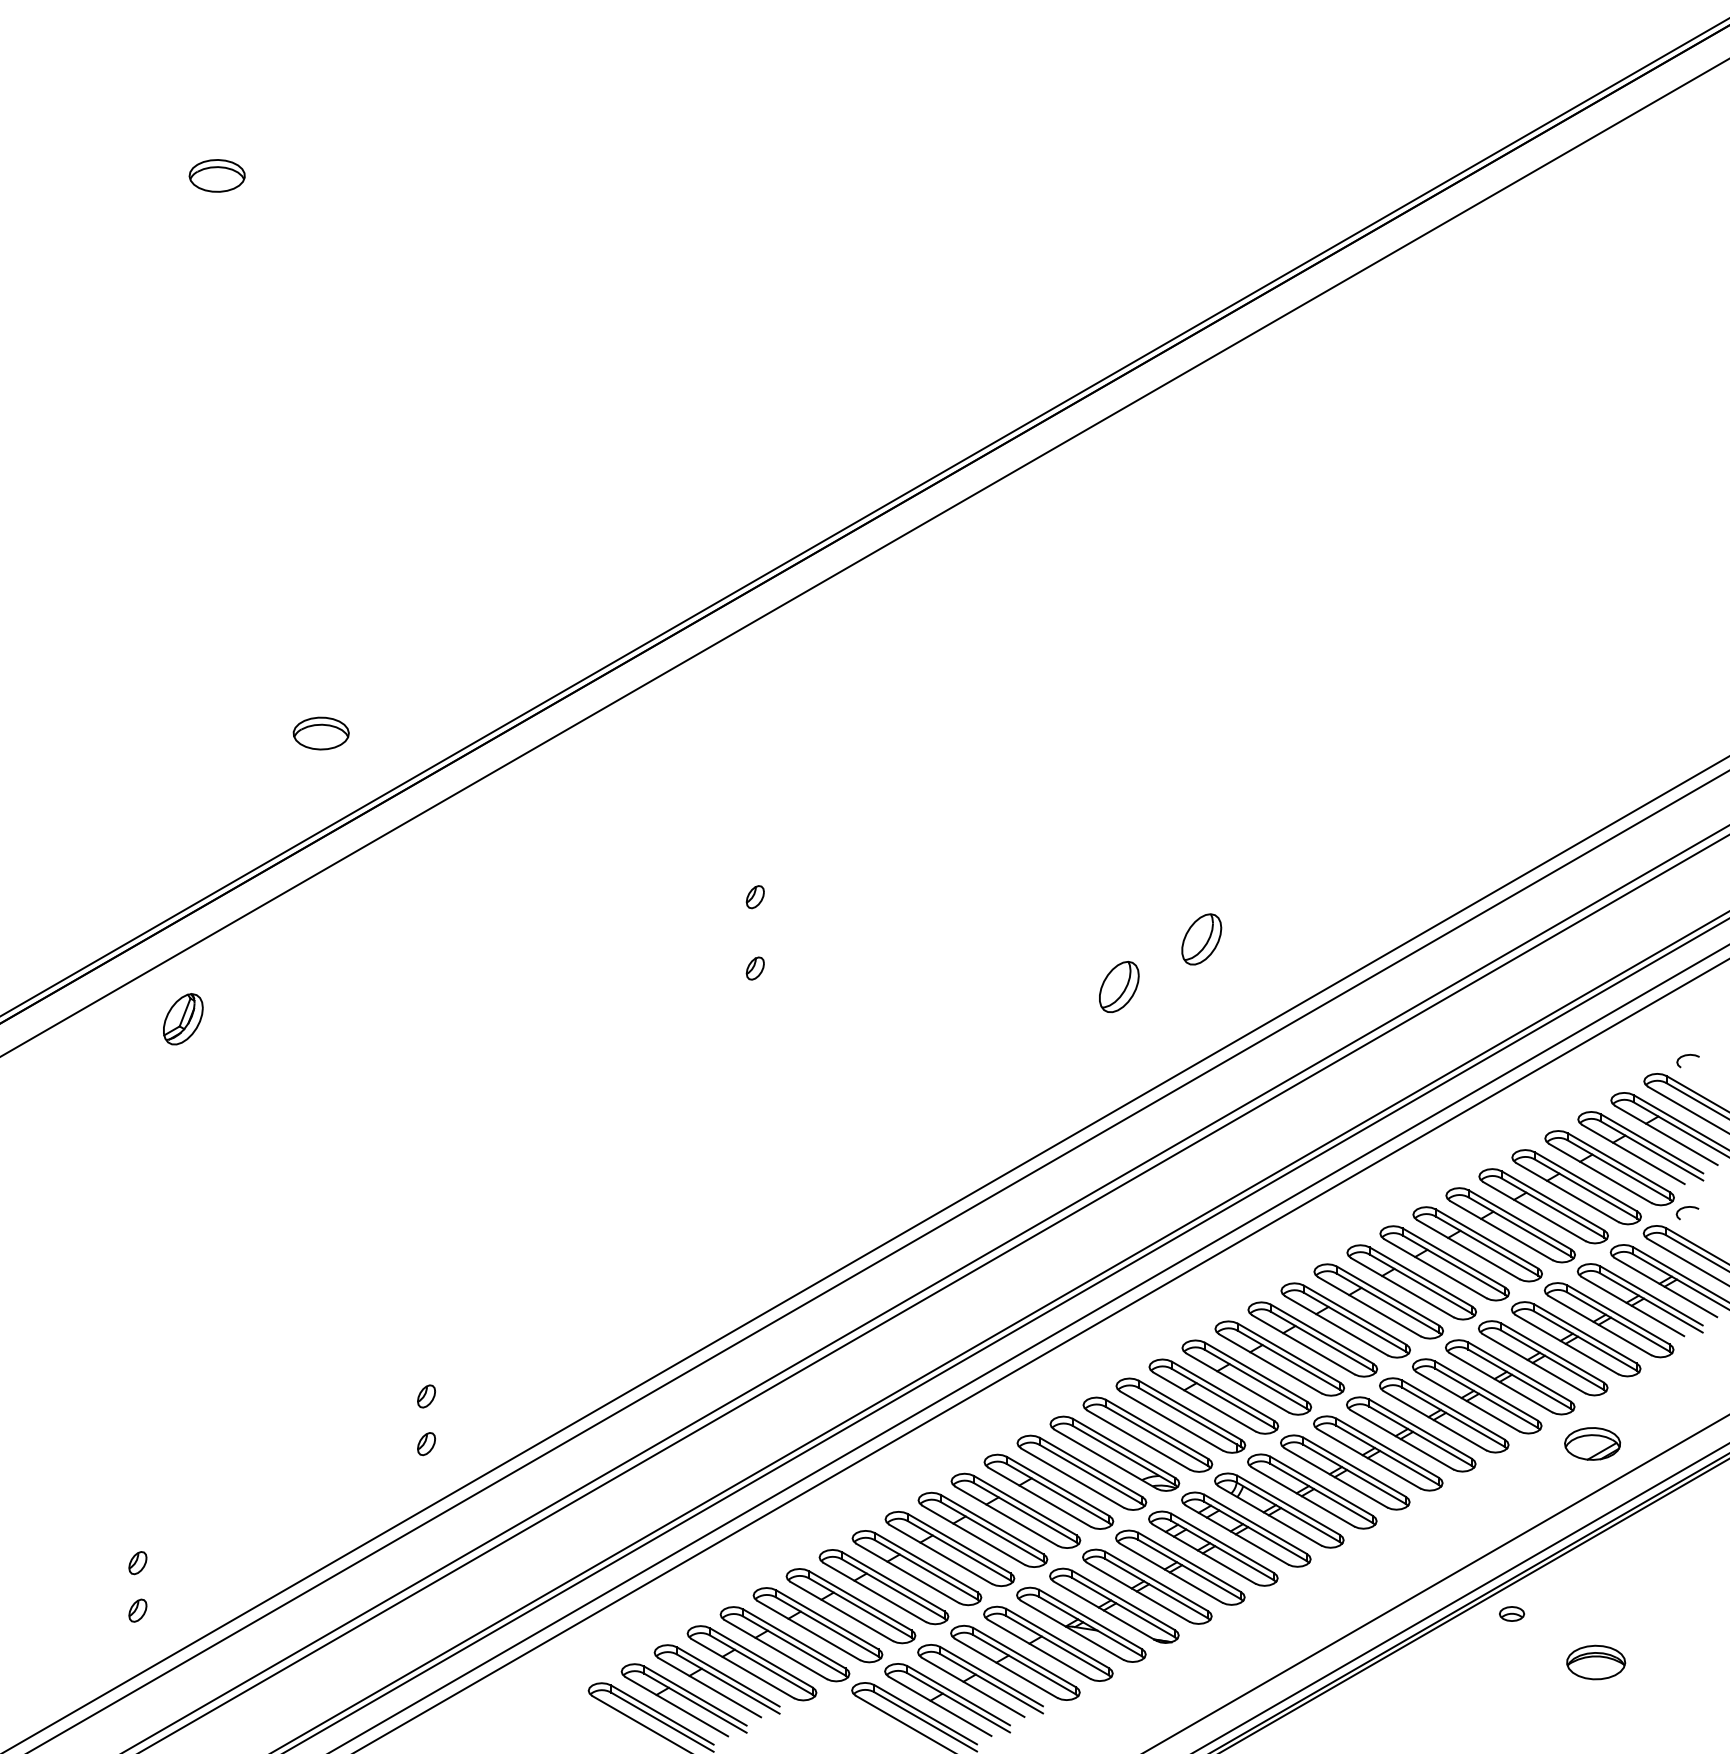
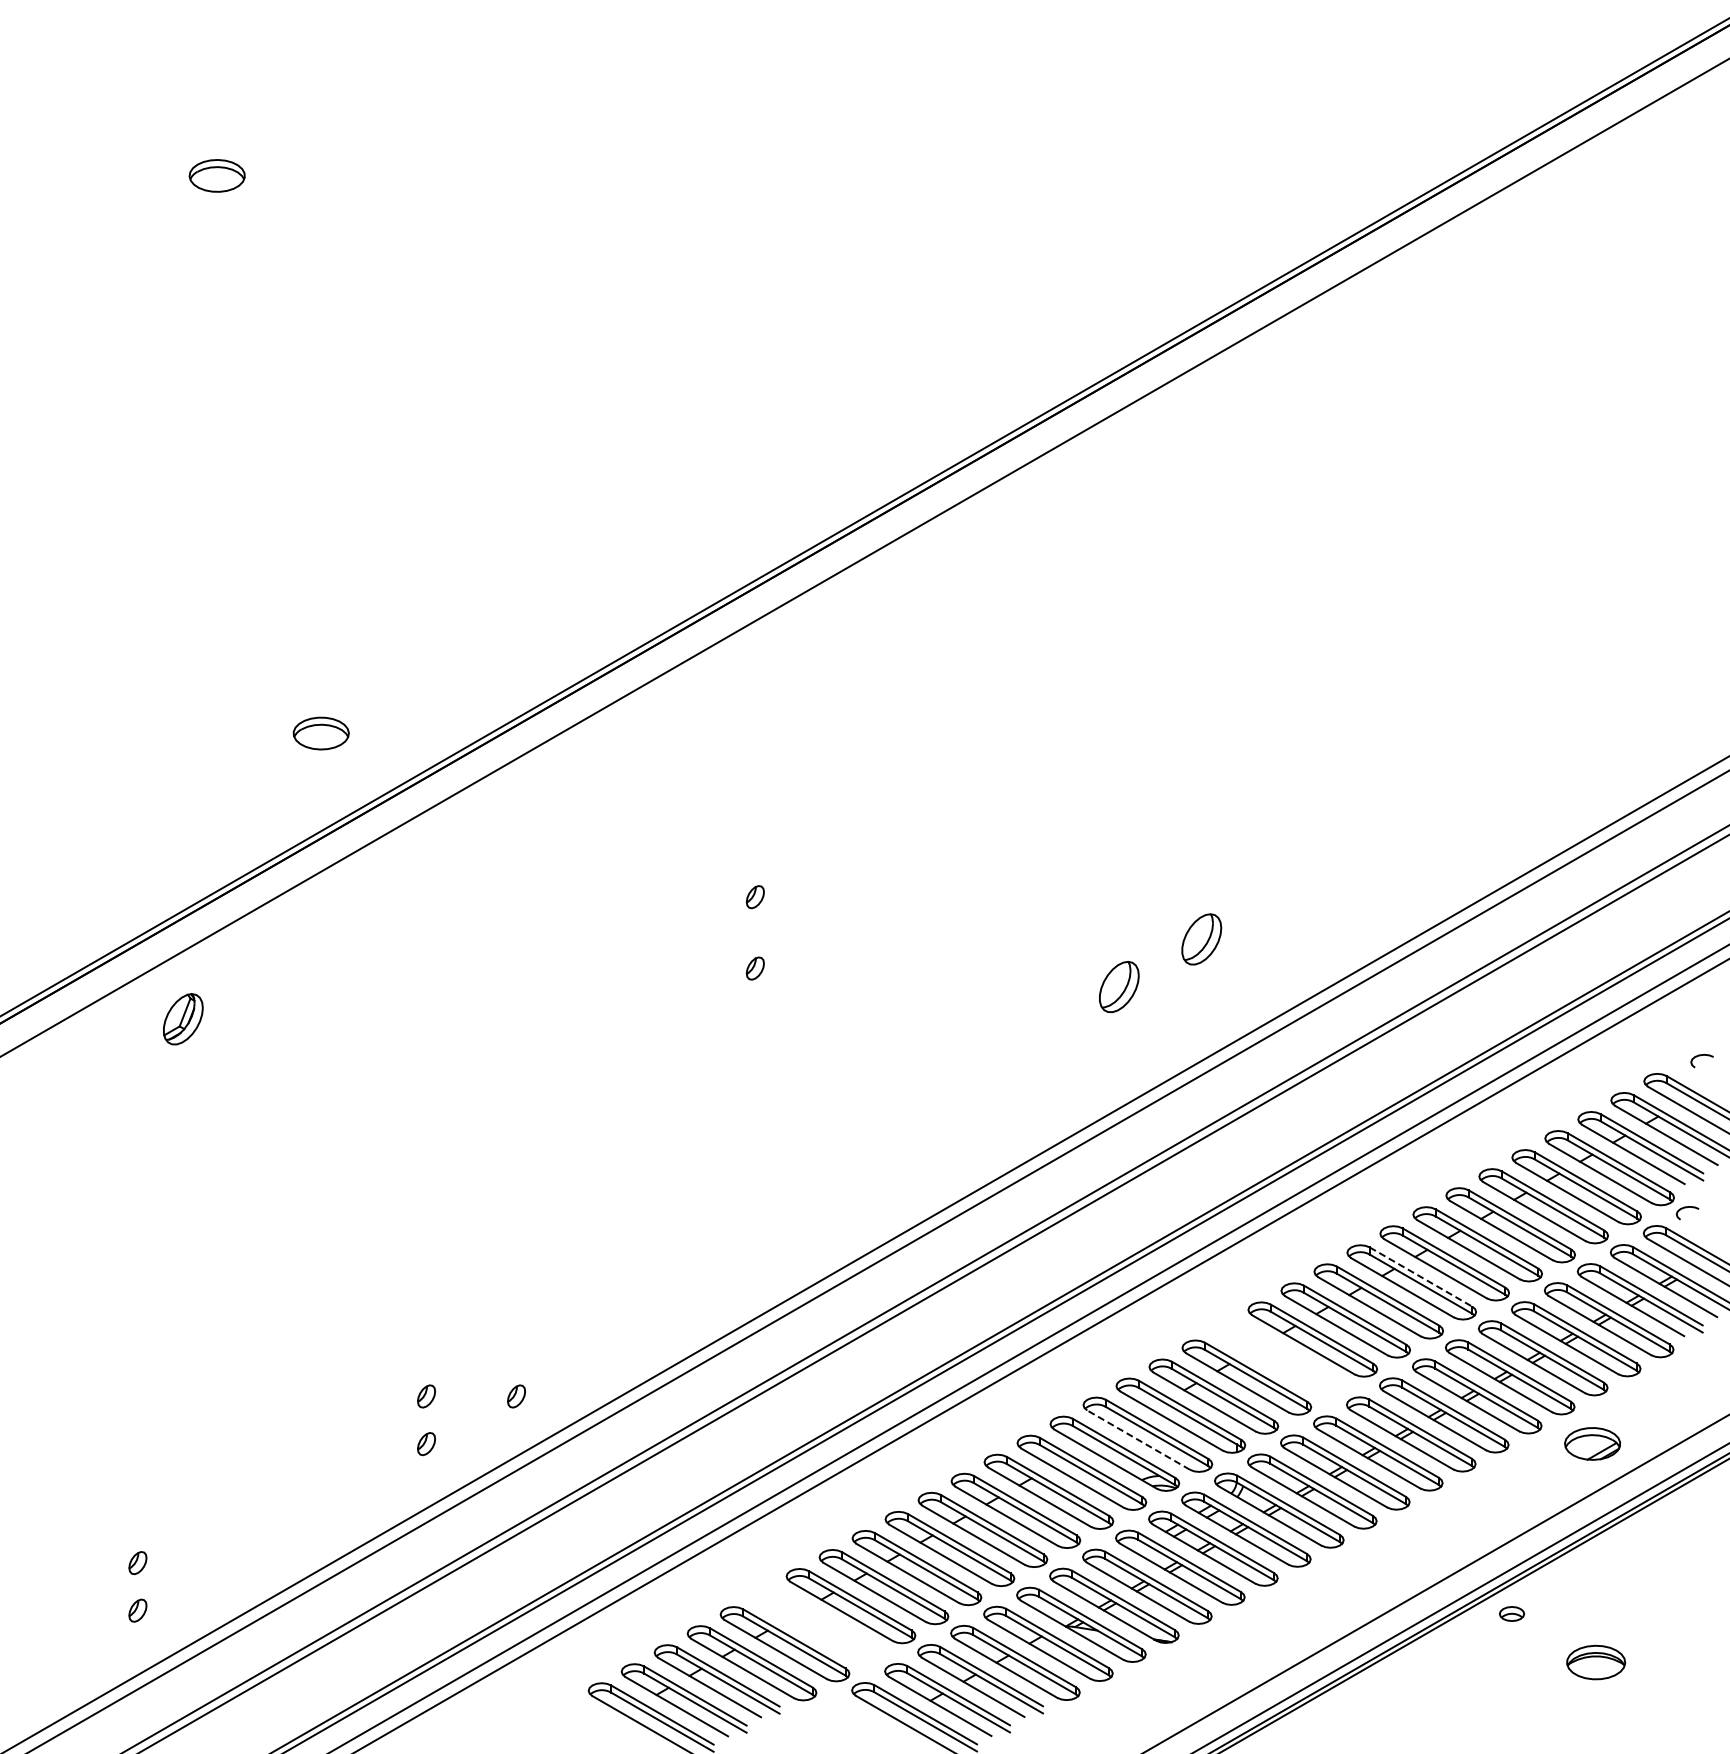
curve position: (1686, 1056) -> (1700, 1056) (1700, 1056)
line: solid -> dashed (1421, 1277)
part: present -> none (1279, 1358)
part: none -> present (516, 1396)
line: solid -> dashed (1138, 1439)
part: present -> none (817, 1625)
